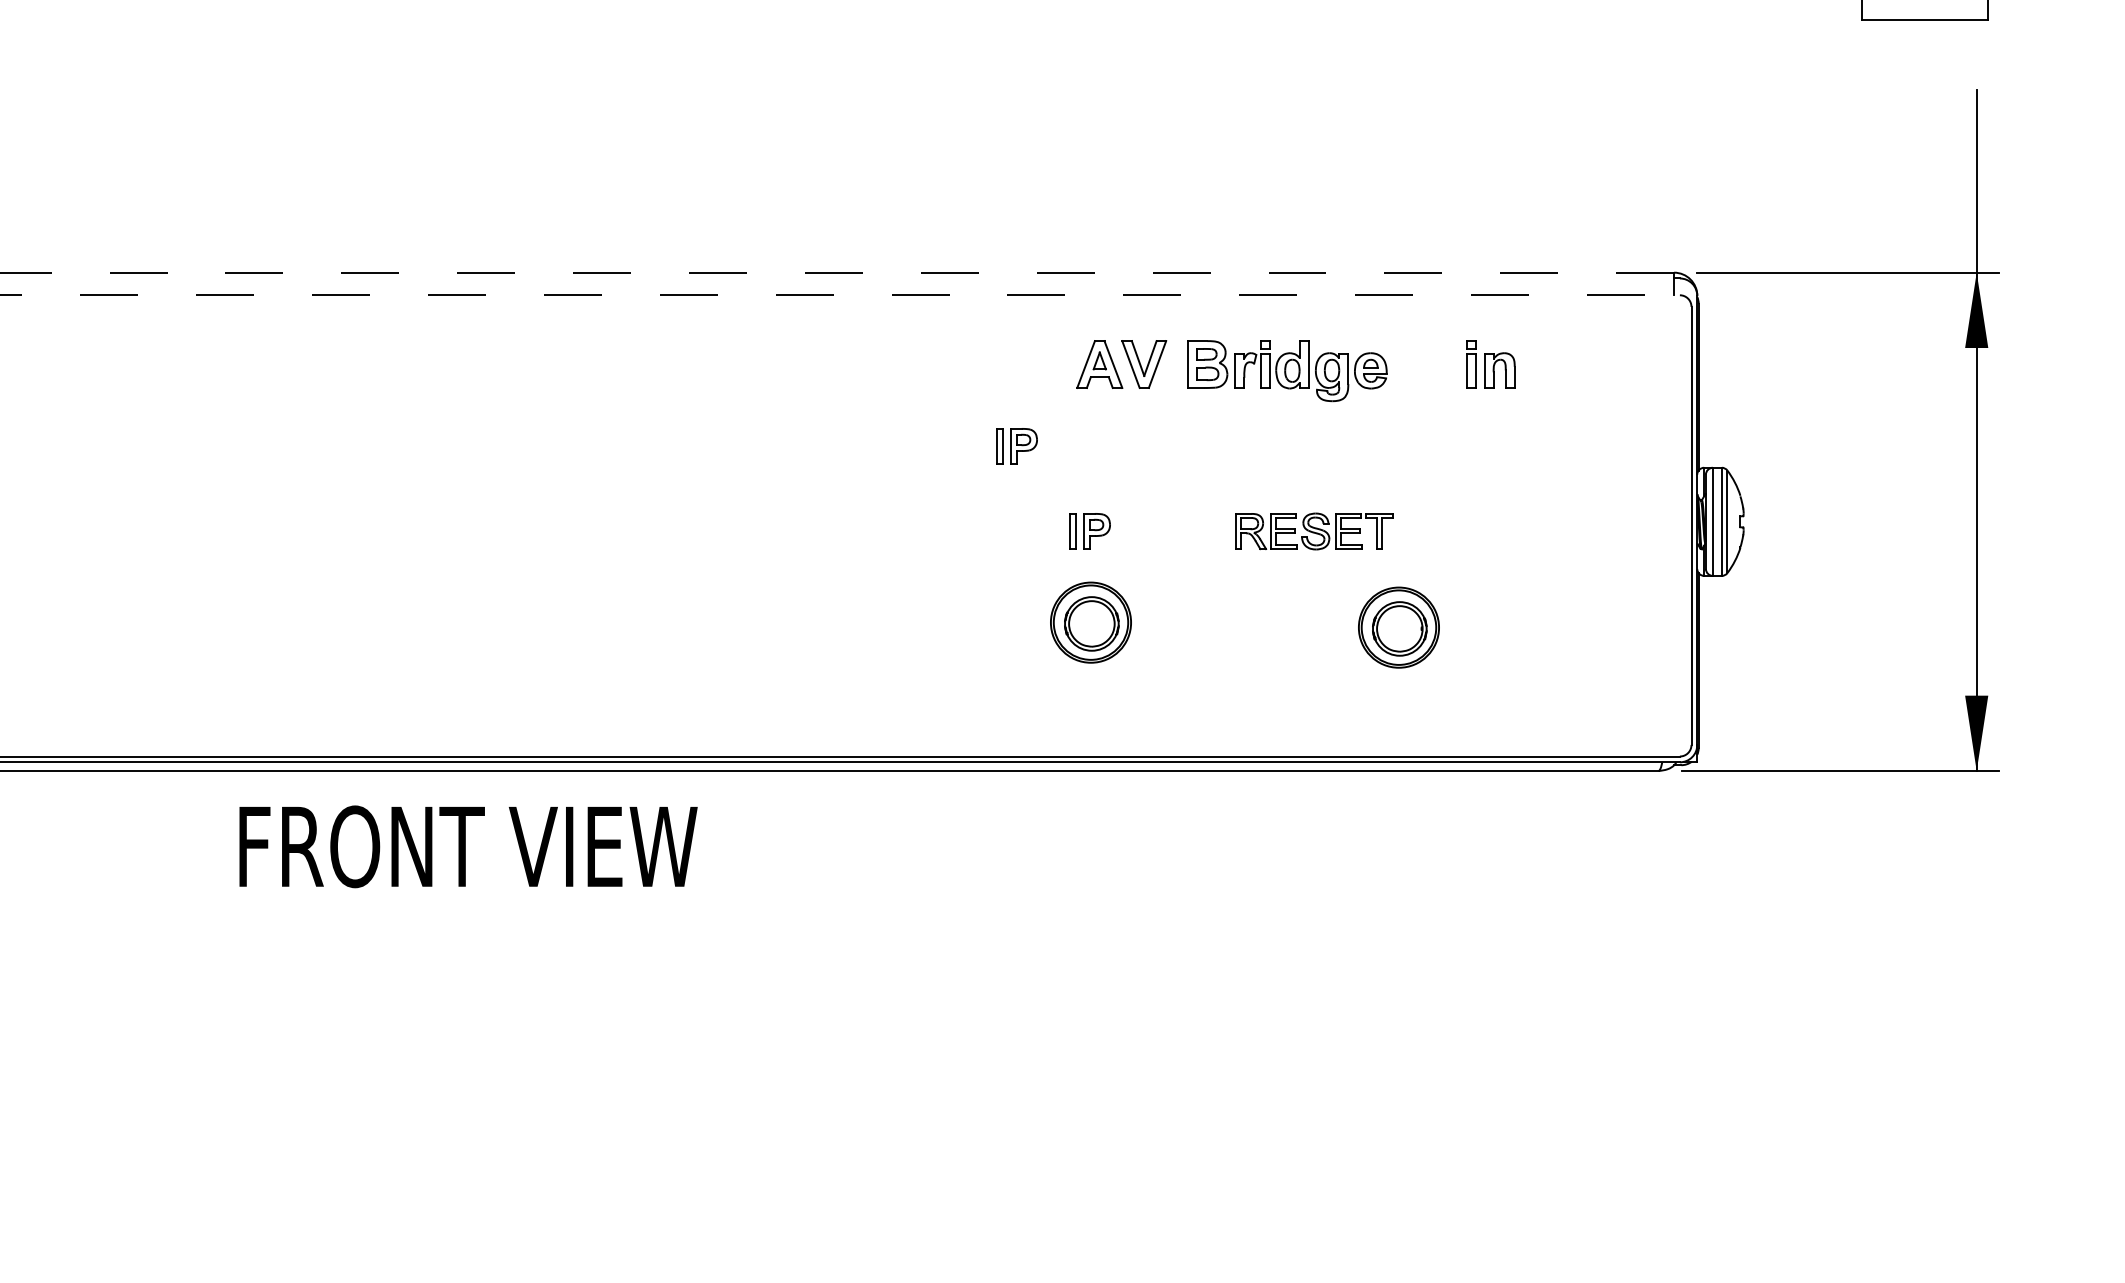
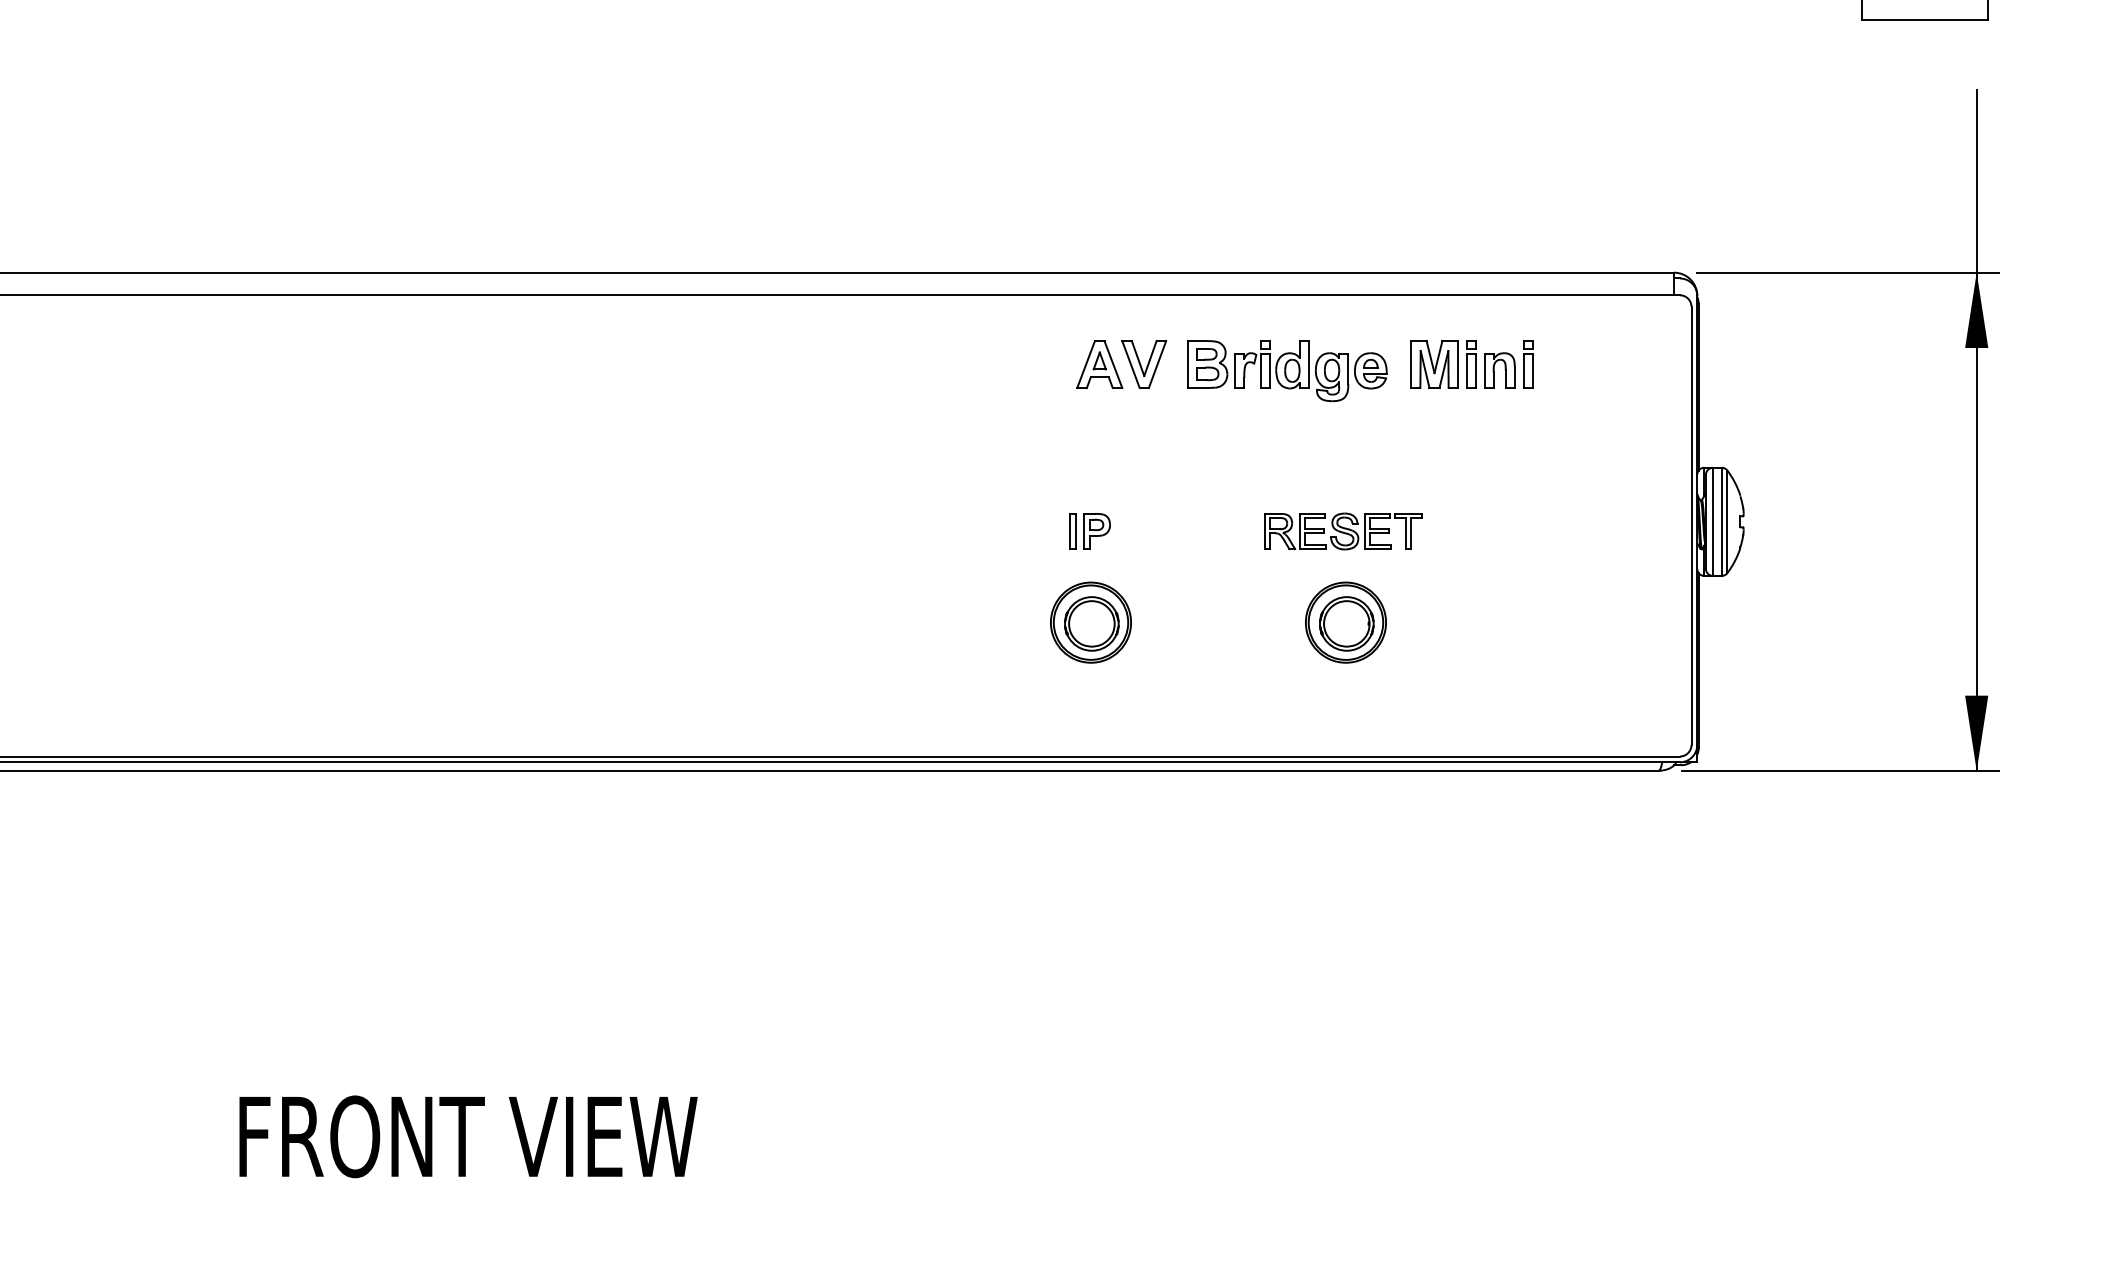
line: dashed -> solid (837, 272)
line: dashed -> solid (840, 295)
part: none -> present (1434, 364)
part: none -> present (1528, 364)
part: present -> none (1016, 446)
part position: (1314, 531) -> (1343, 531) (1343, 531)
part position: (1398, 627) -> (1345, 622) (1345, 622)
text position: (468, 846) -> (468, 1136) (468, 1136)
